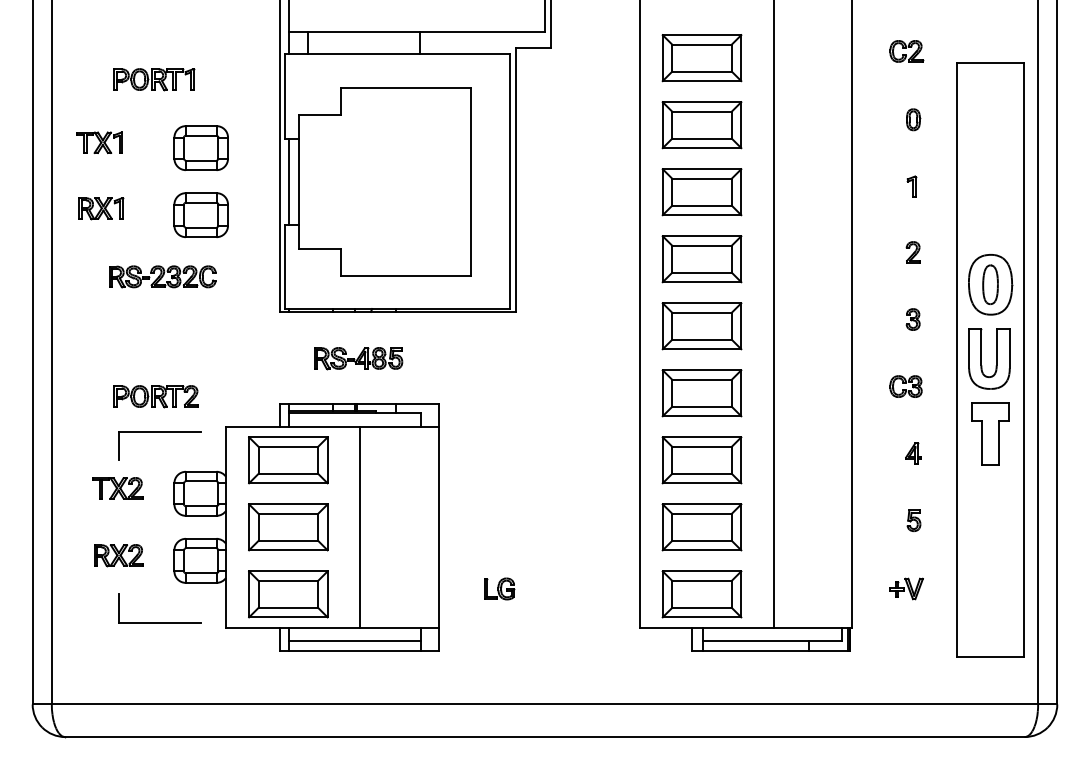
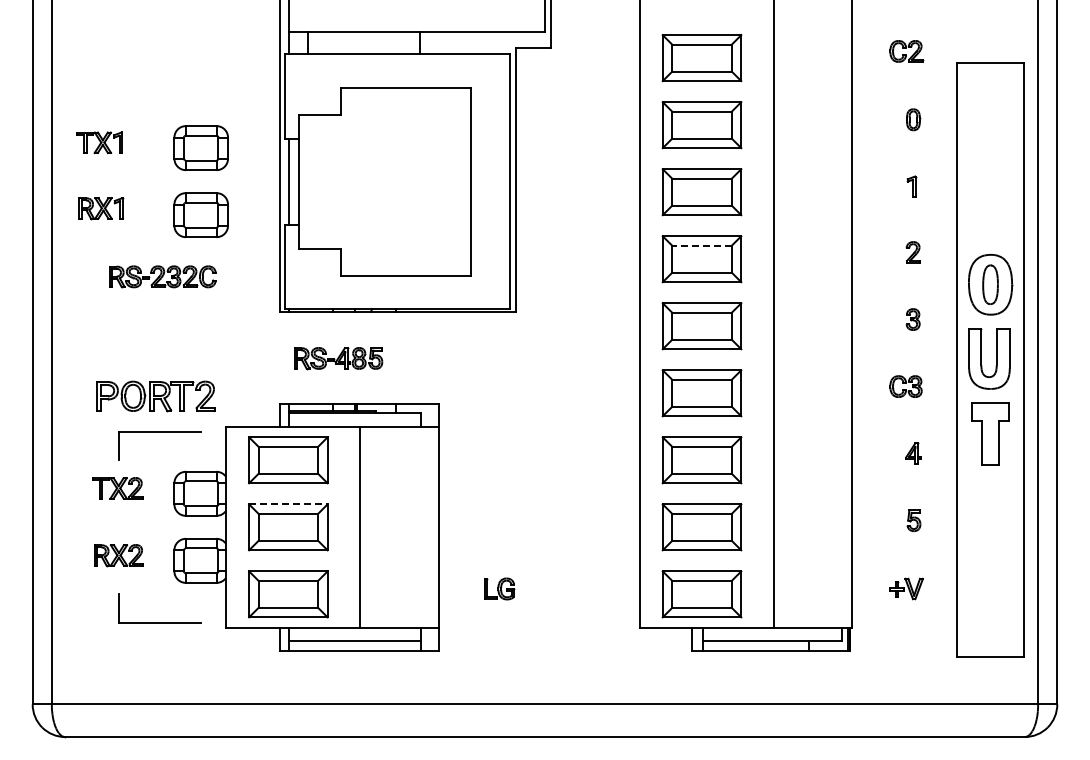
part: present -> none (154, 79)
line: solid -> dashed (702, 245)
part position: (358, 358) -> (338, 358) (338, 358)
part size: 86x24 px -> 120x33 px (155, 396)
line: solid -> dashed (288, 504)
